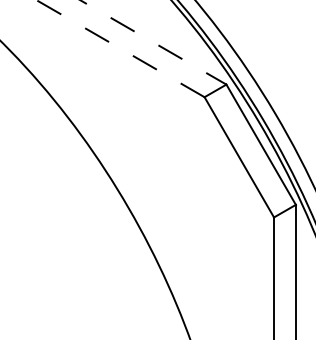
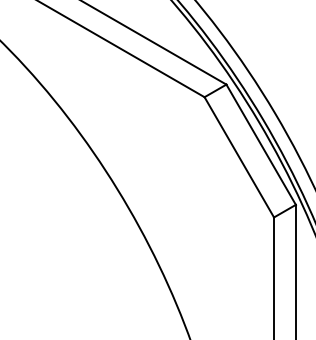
line: dashed -> solid (153, 42)
line: dashed -> solid (120, 48)
